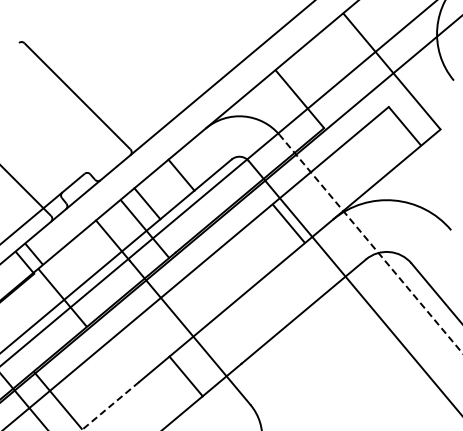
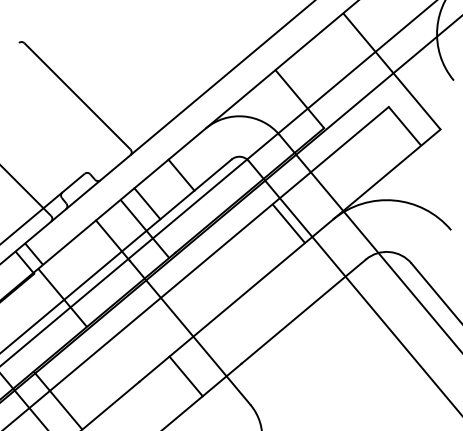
line: dashed -> solid (370, 243)
line: dashed -> solid (110, 406)
